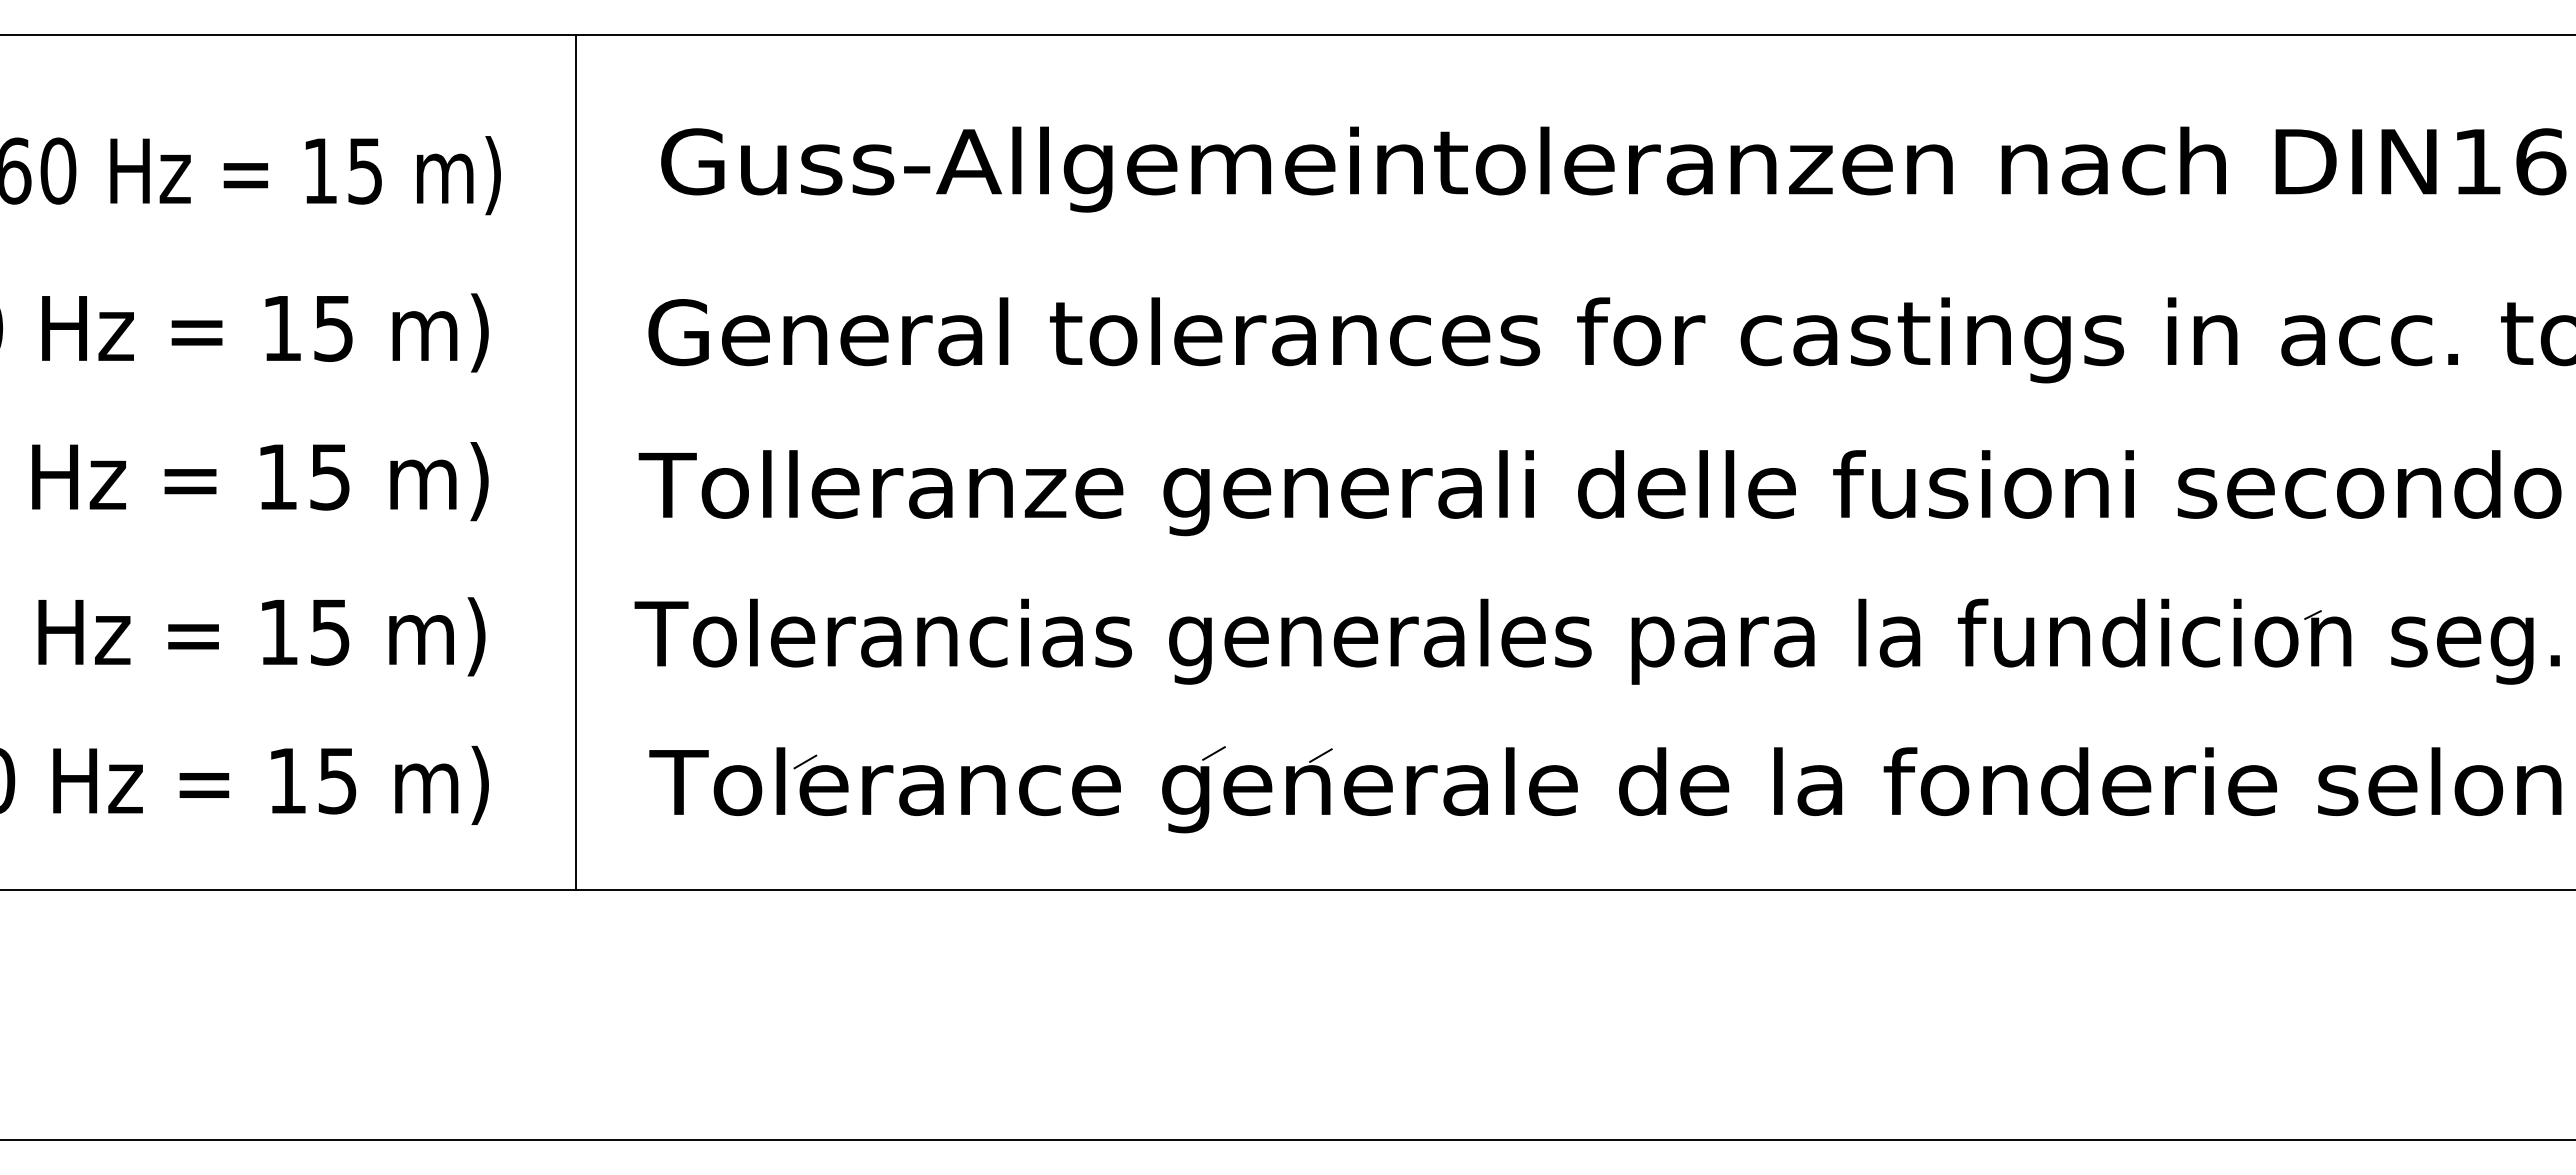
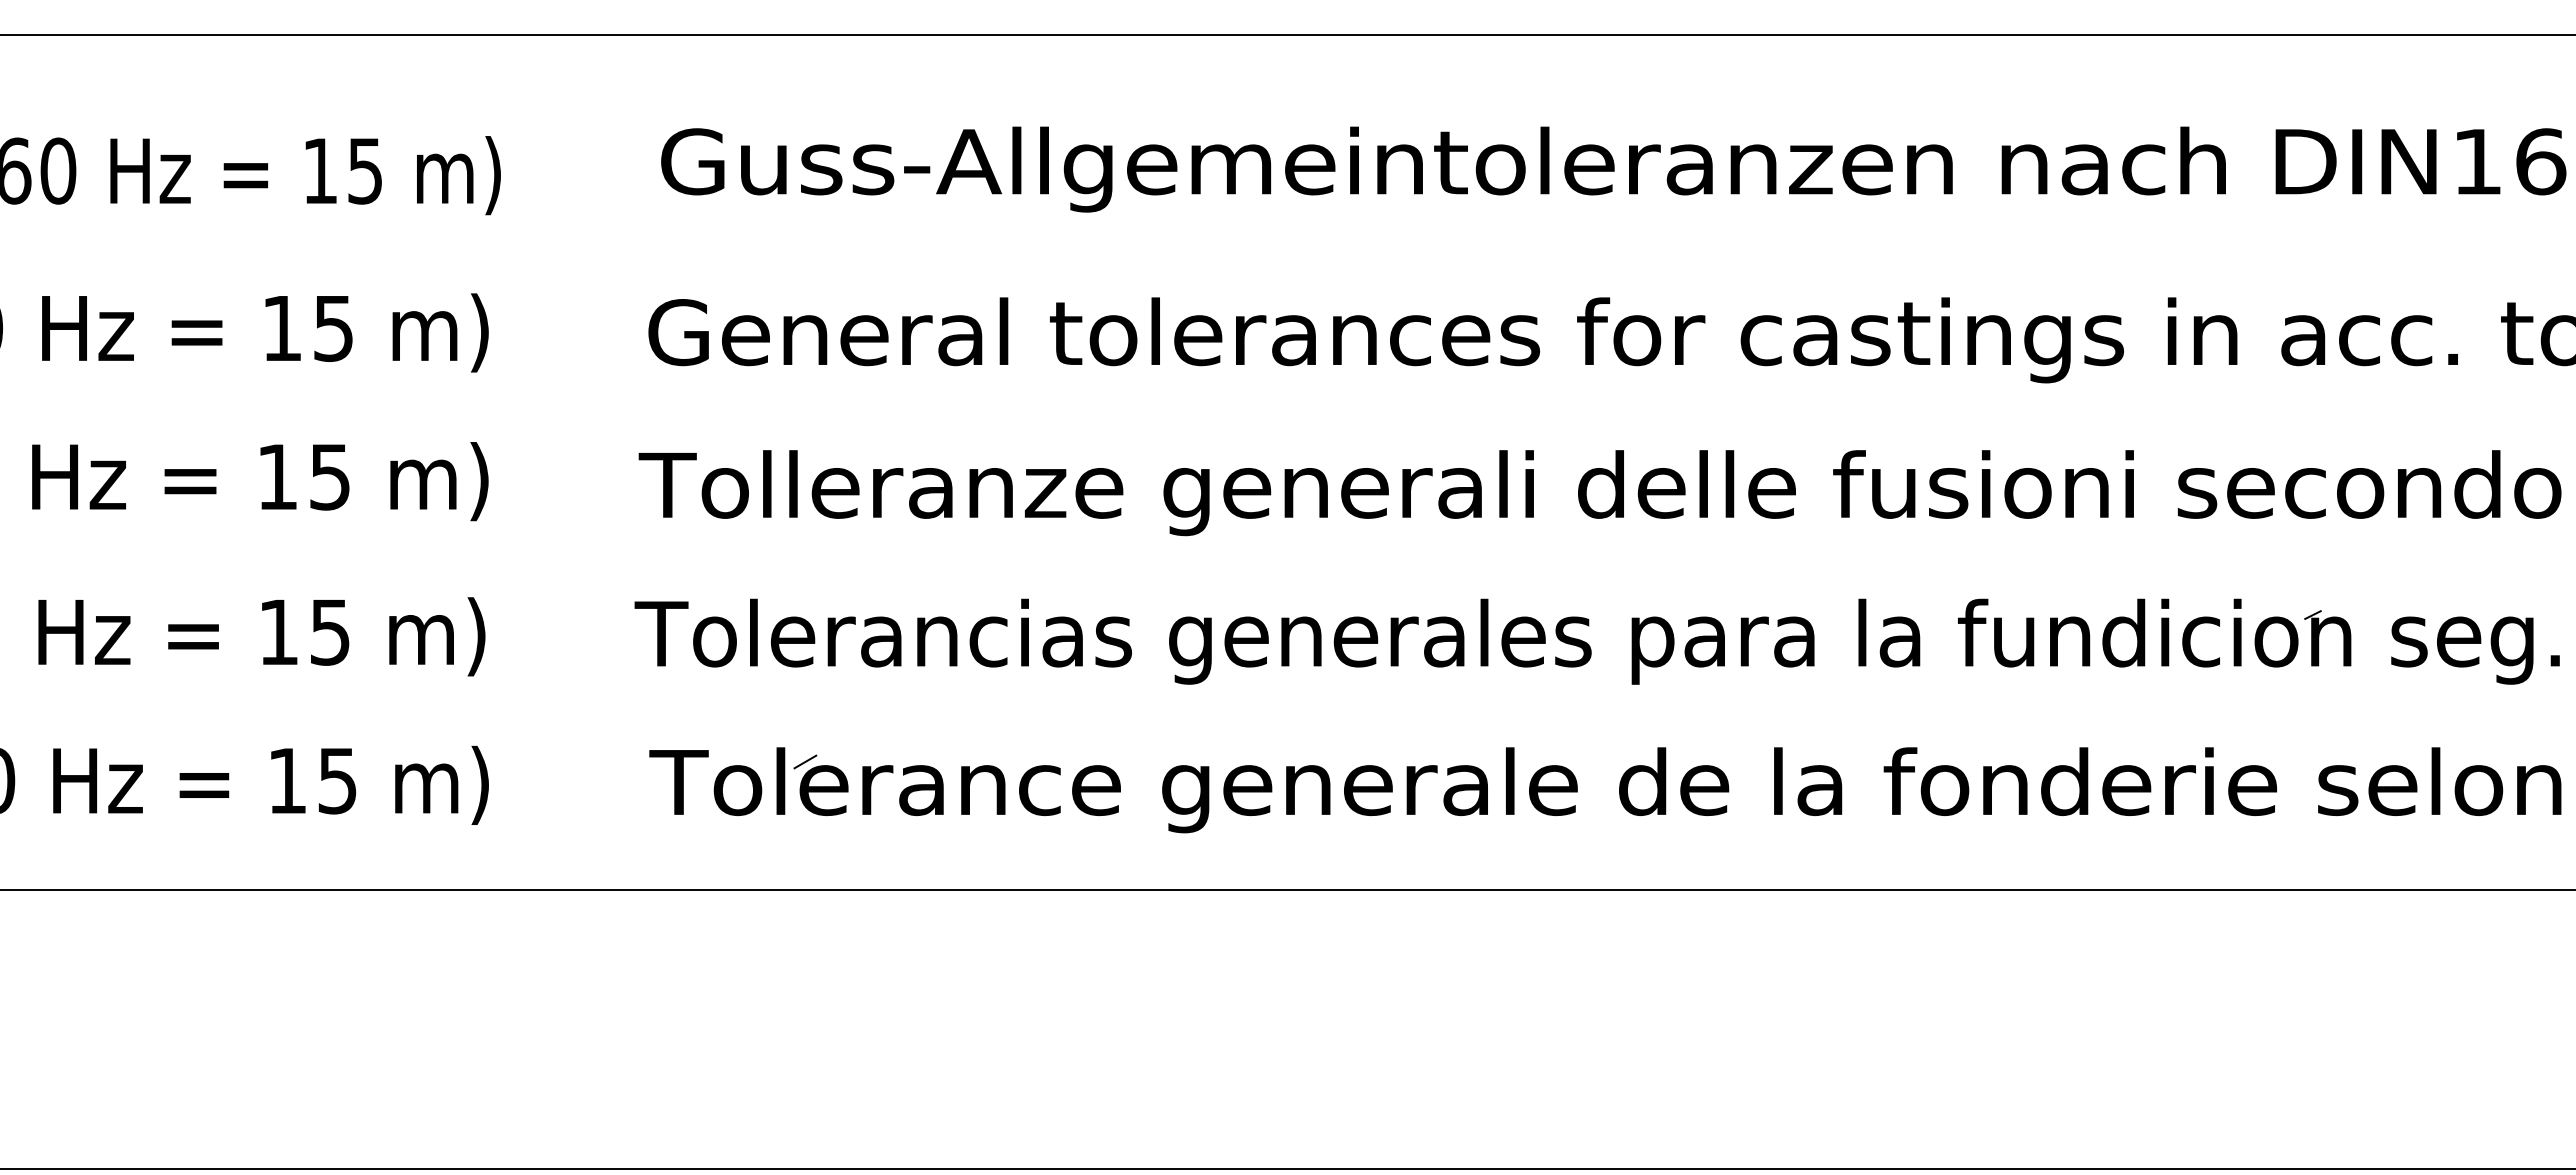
line: present -> none (576, 462)
line: present -> none (1213, 753)
line: present -> none (1320, 755)
line position: (1287, 1139) -> (1287, 1168) (1287, 1168)
